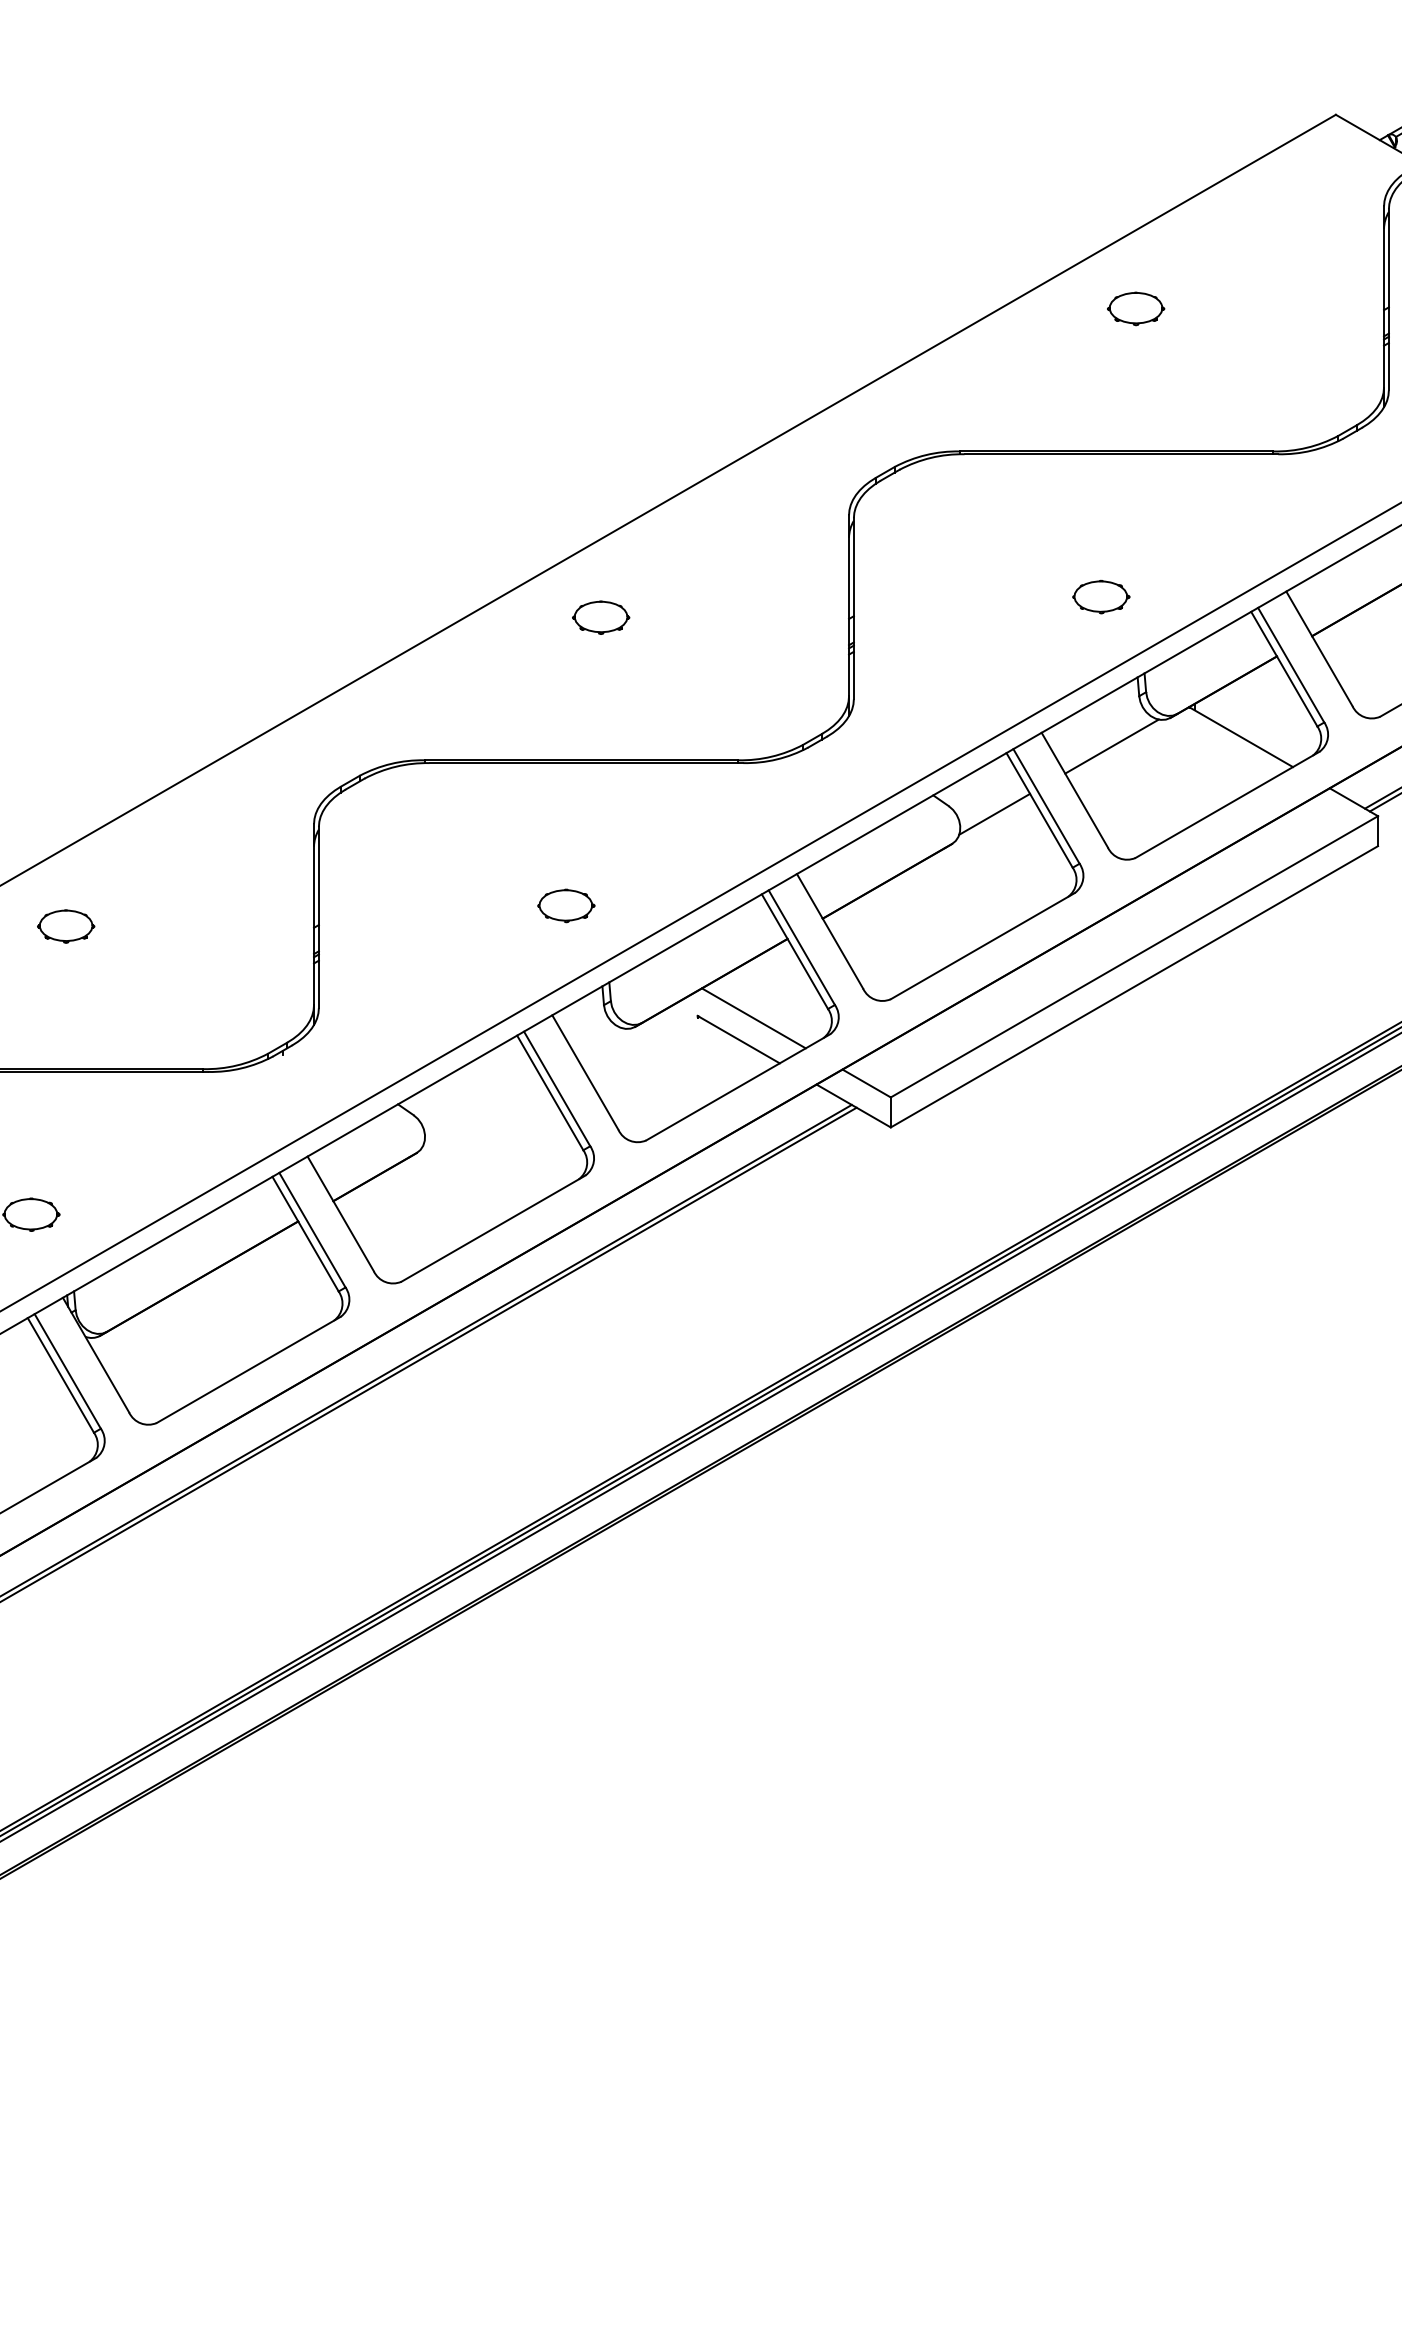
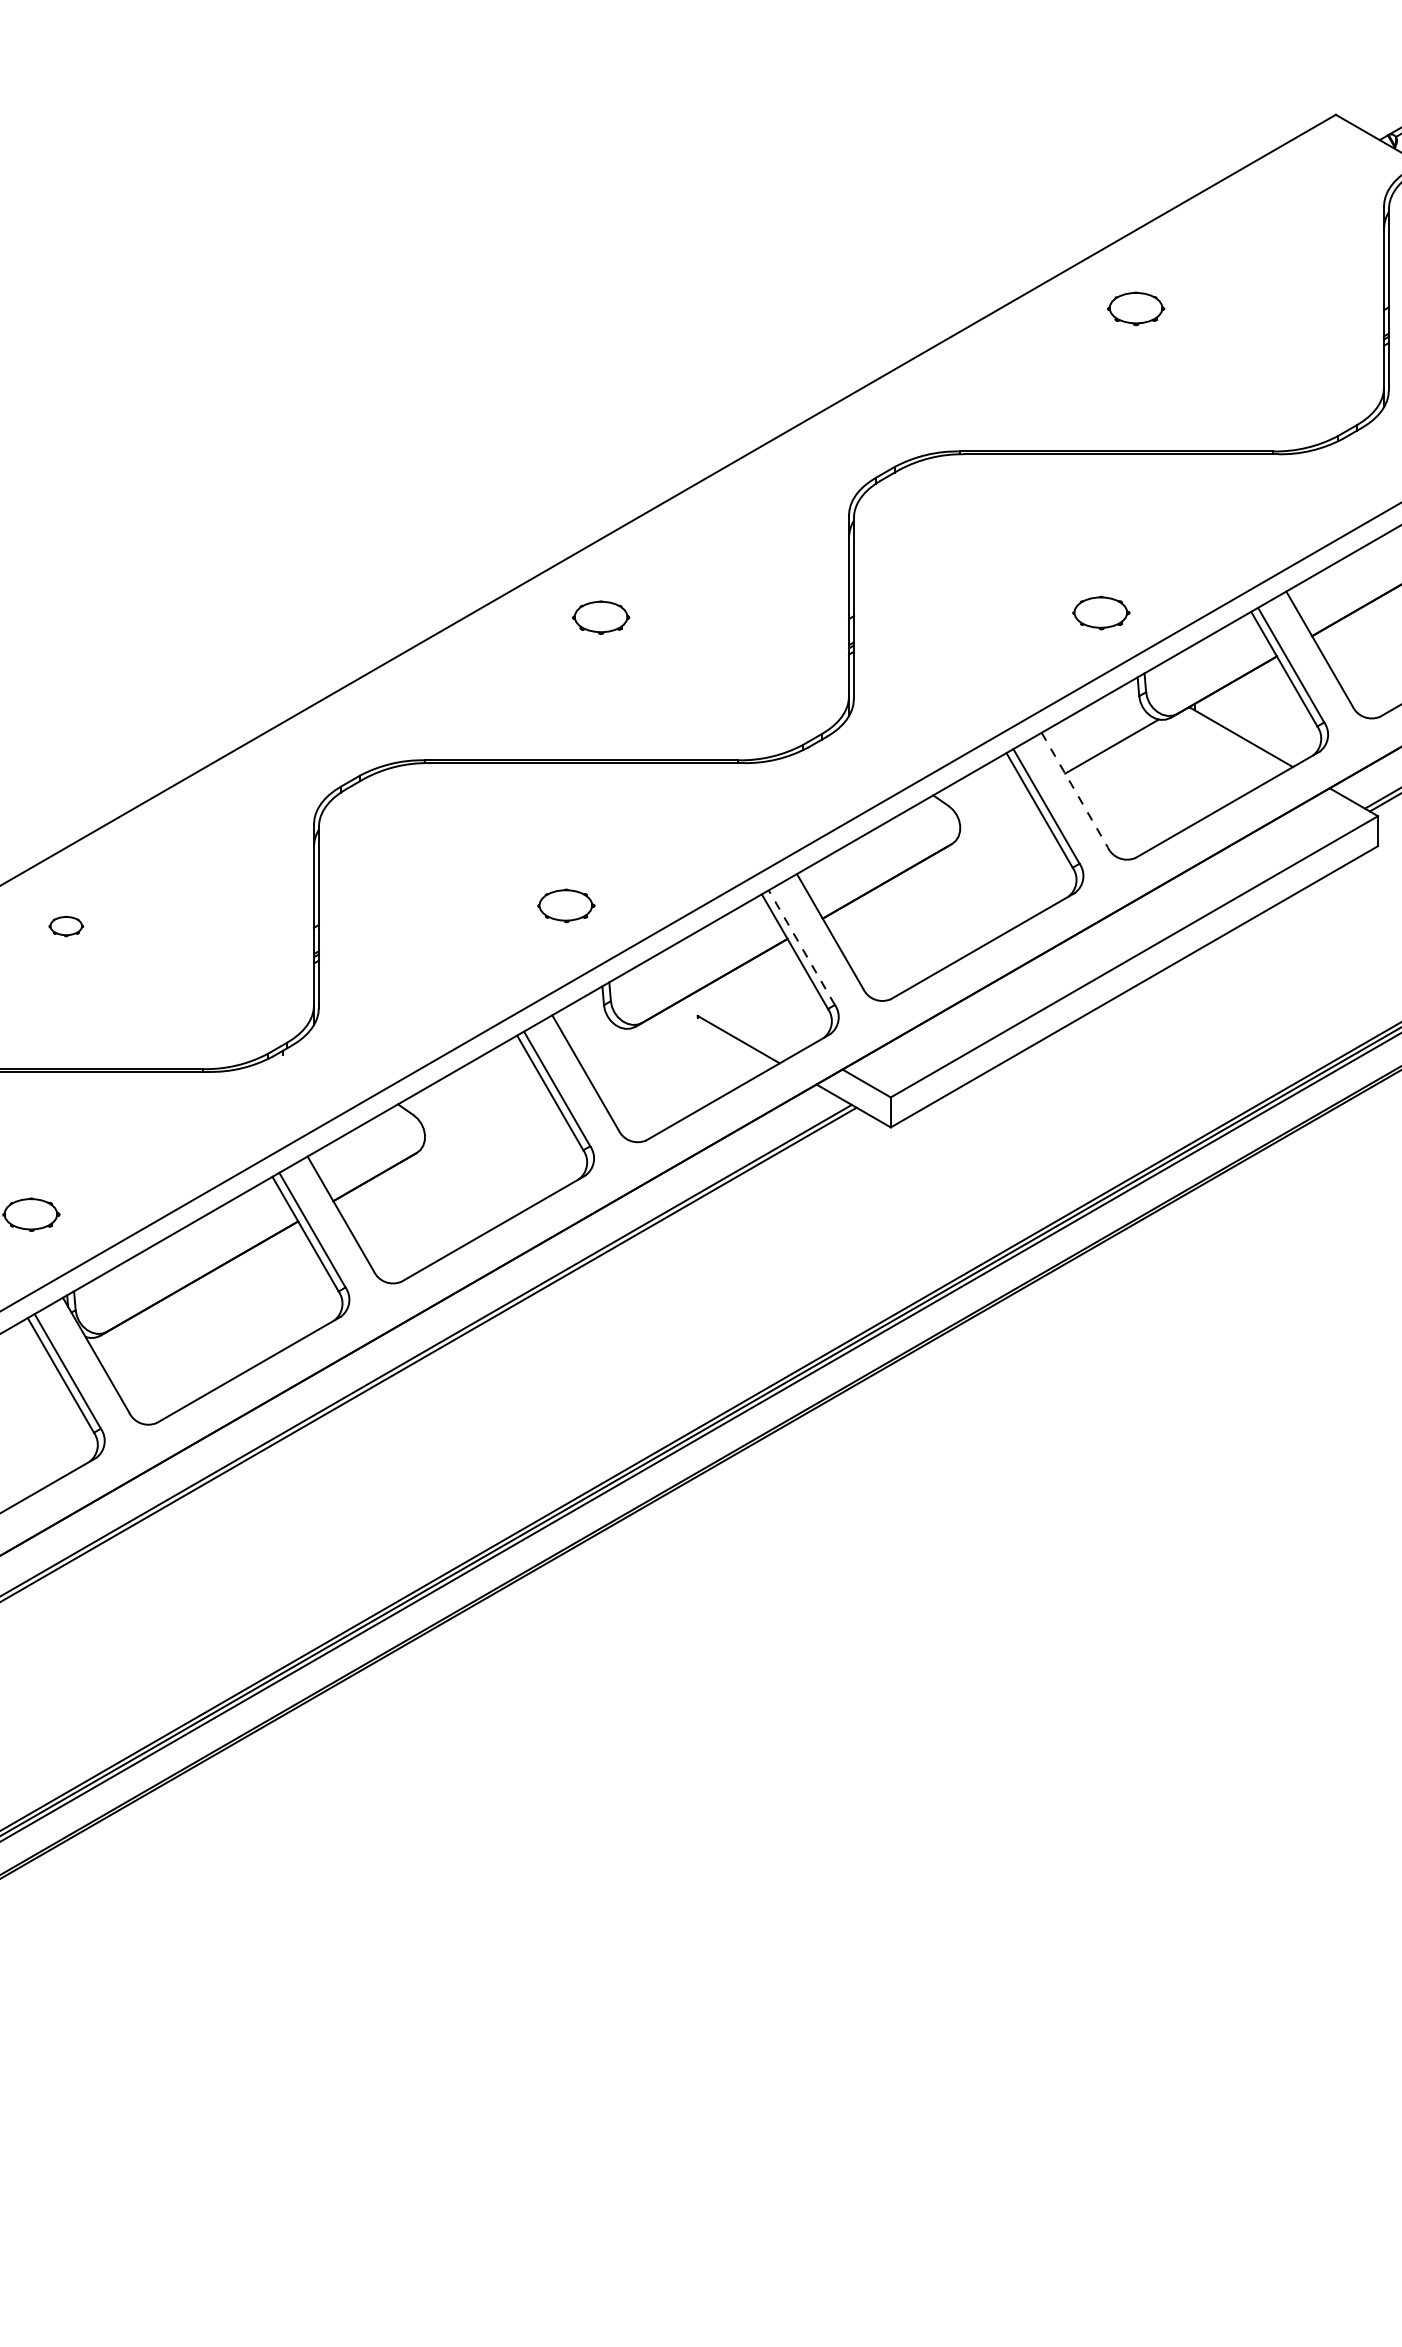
part position: (1101, 596) -> (1101, 612) (1101, 612)
line: solid -> dashed (1075, 790)
line: present -> none (994, 813)
part size: 59x35 px -> 37x23 px (66, 926)
line: solid -> dashed (801, 947)
line: present -> none (753, 1018)
